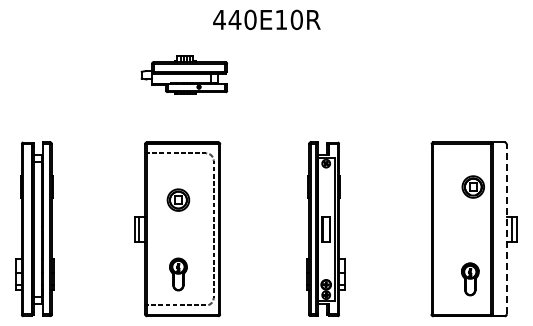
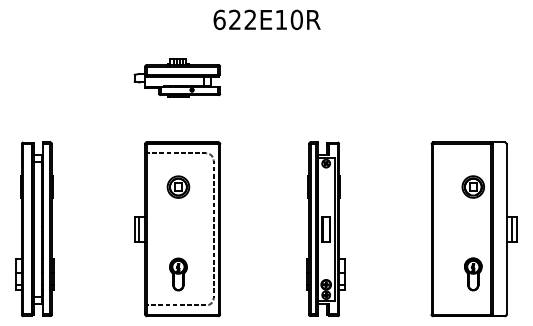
text: 440E10R -> 622E10R (234, 19)
part position: (184, 74) -> (177, 77) (177, 77)
part position: (178, 199) -> (178, 186) (178, 186)
line: dashed -> solid (506, 228)
part position: (470, 279) -> (473, 274) (473, 274)
